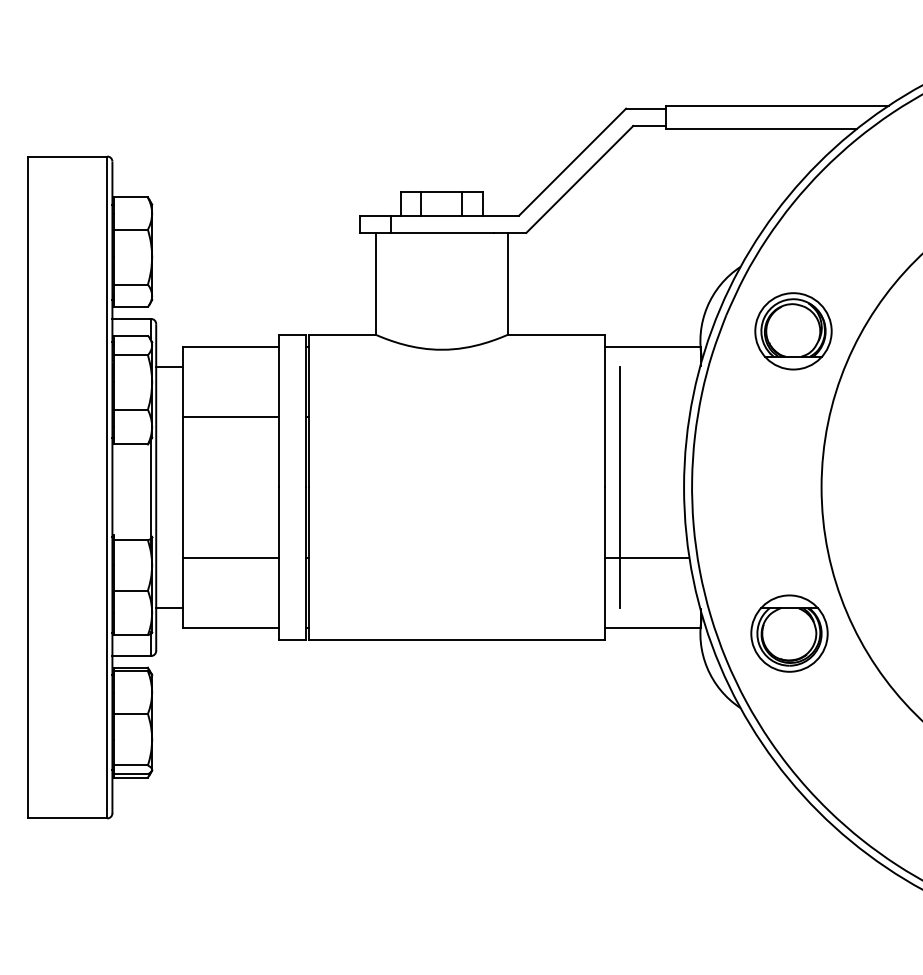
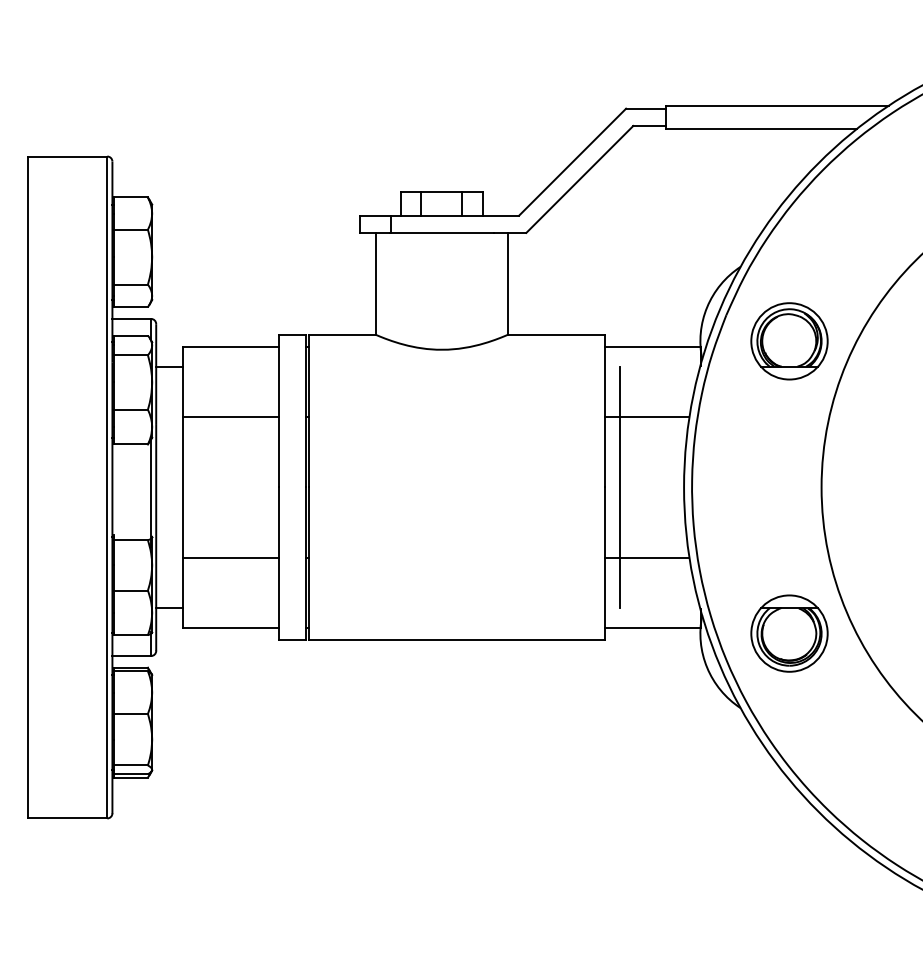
part position: (793, 331) -> (789, 341) (789, 341)
line: none -> present (646, 417)
